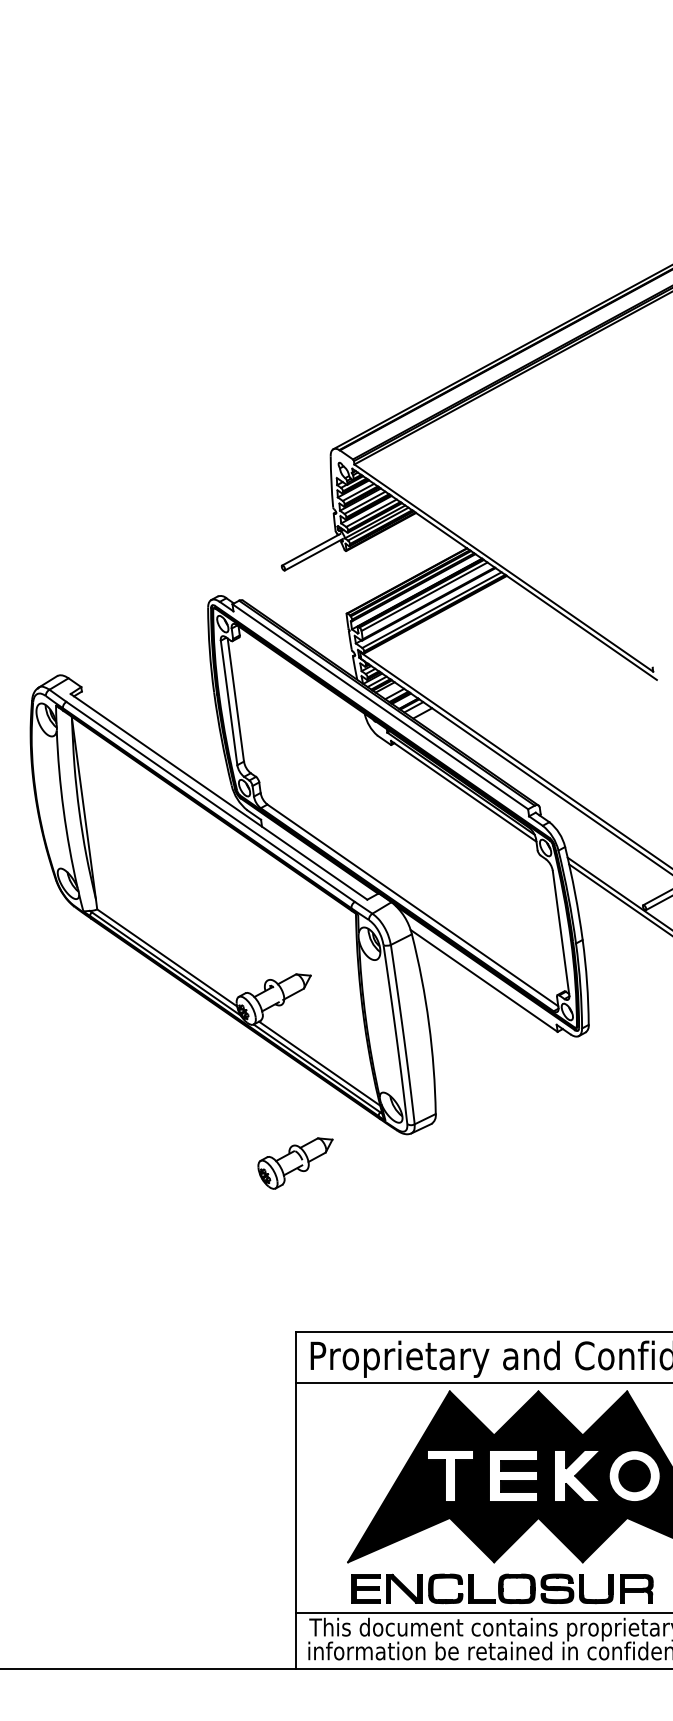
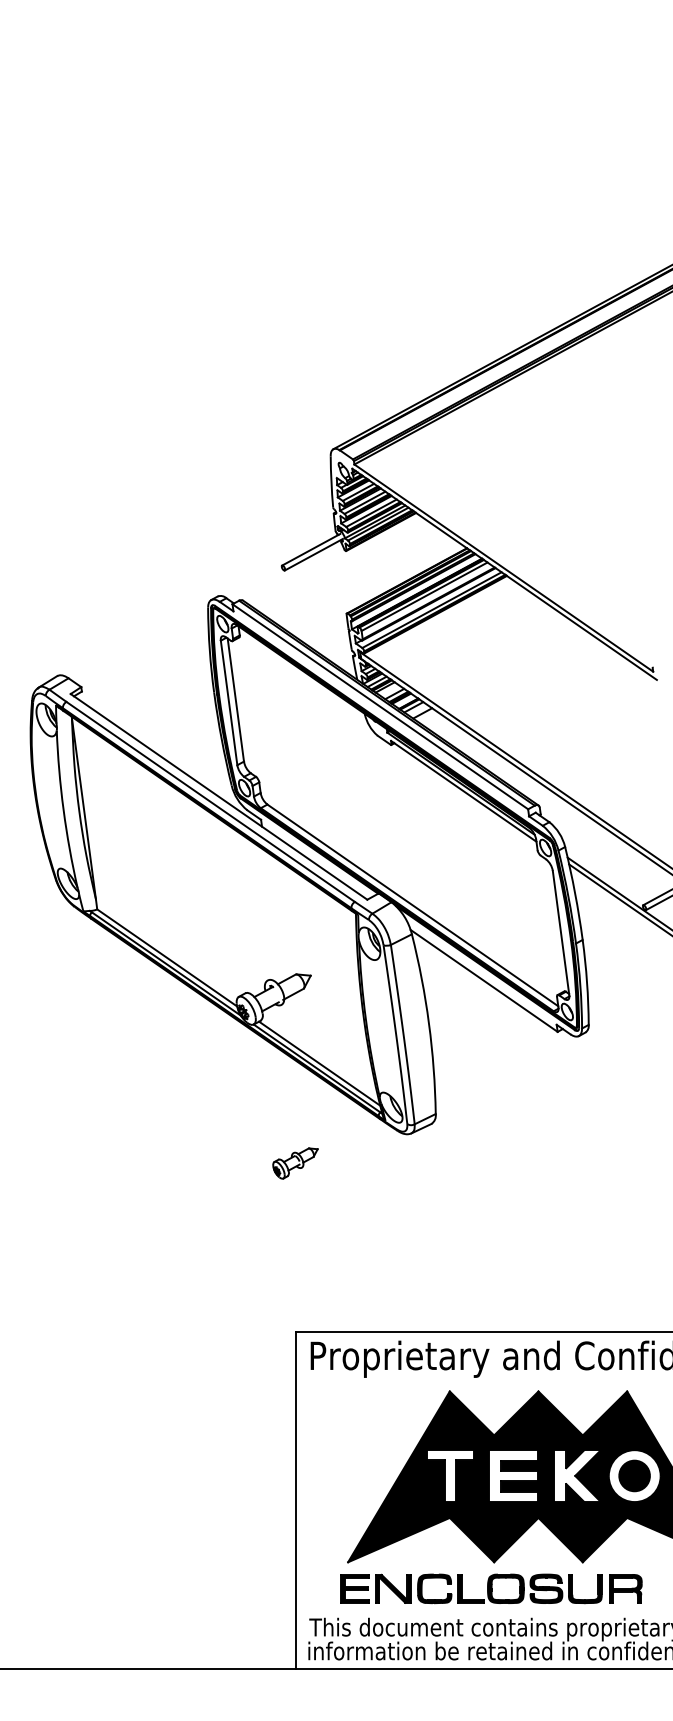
part size: 77x53 px -> 47x33 px (295, 1163)
line: present -> none (482, 1382)
part position: (502, 1588) -> (491, 1588) (491, 1588)
line: present -> none (482, 1613)
